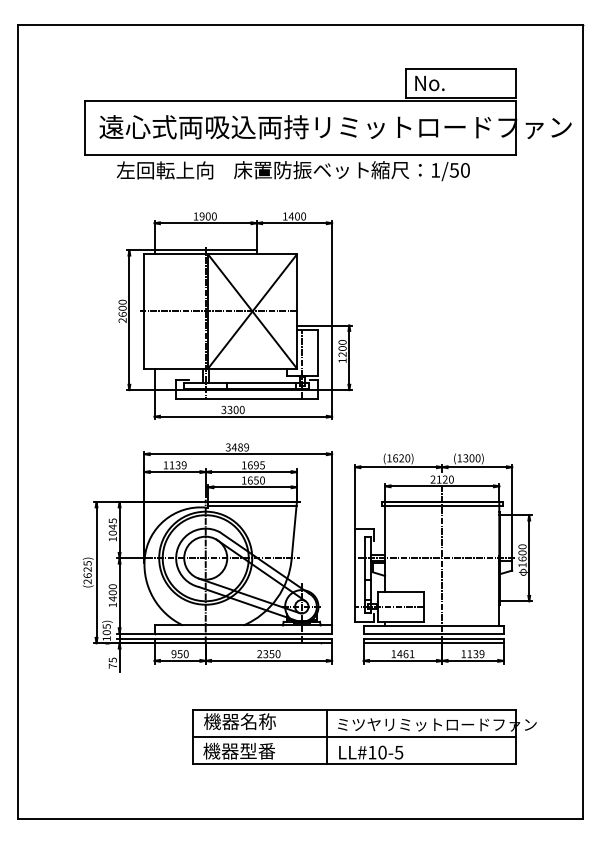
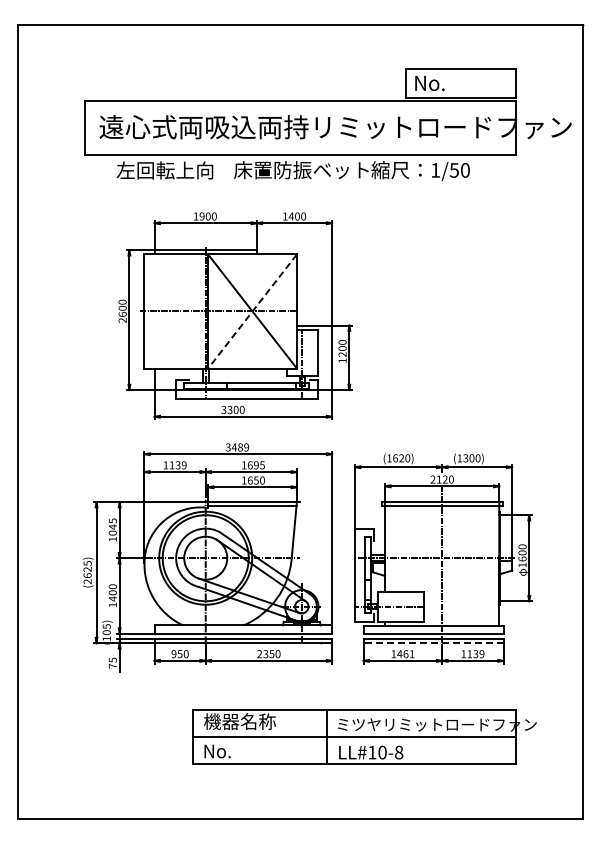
line: solid -> dashed (252, 311)
line: solid -> dashed (433, 643)
text: 機器型番 -> No. (239, 750)
text: LL#10-5 -> LL#10-8 (398, 752)
